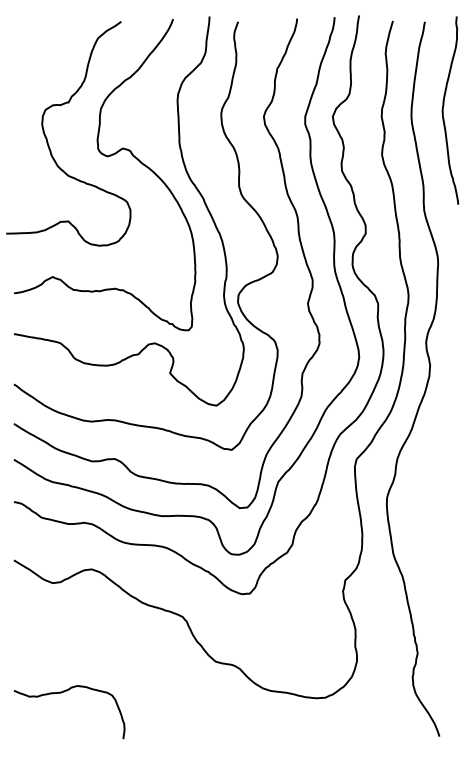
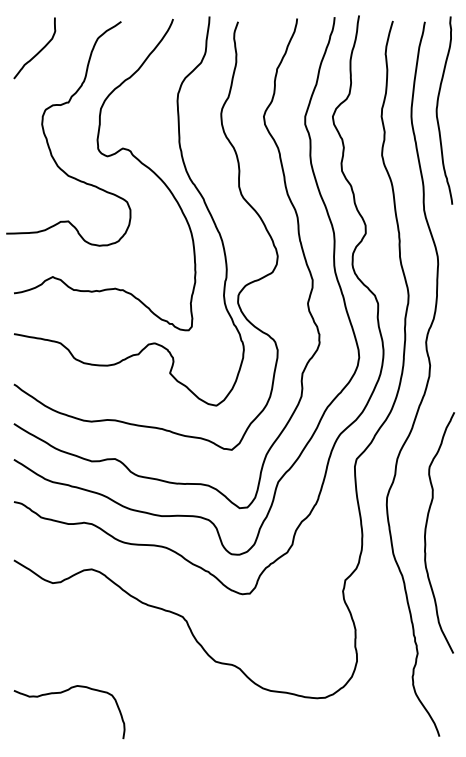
curve: none -> present (38, 51)
curve position: (443, 110) -> (437, 110) (437, 110)
curve: none -> present (426, 532)
